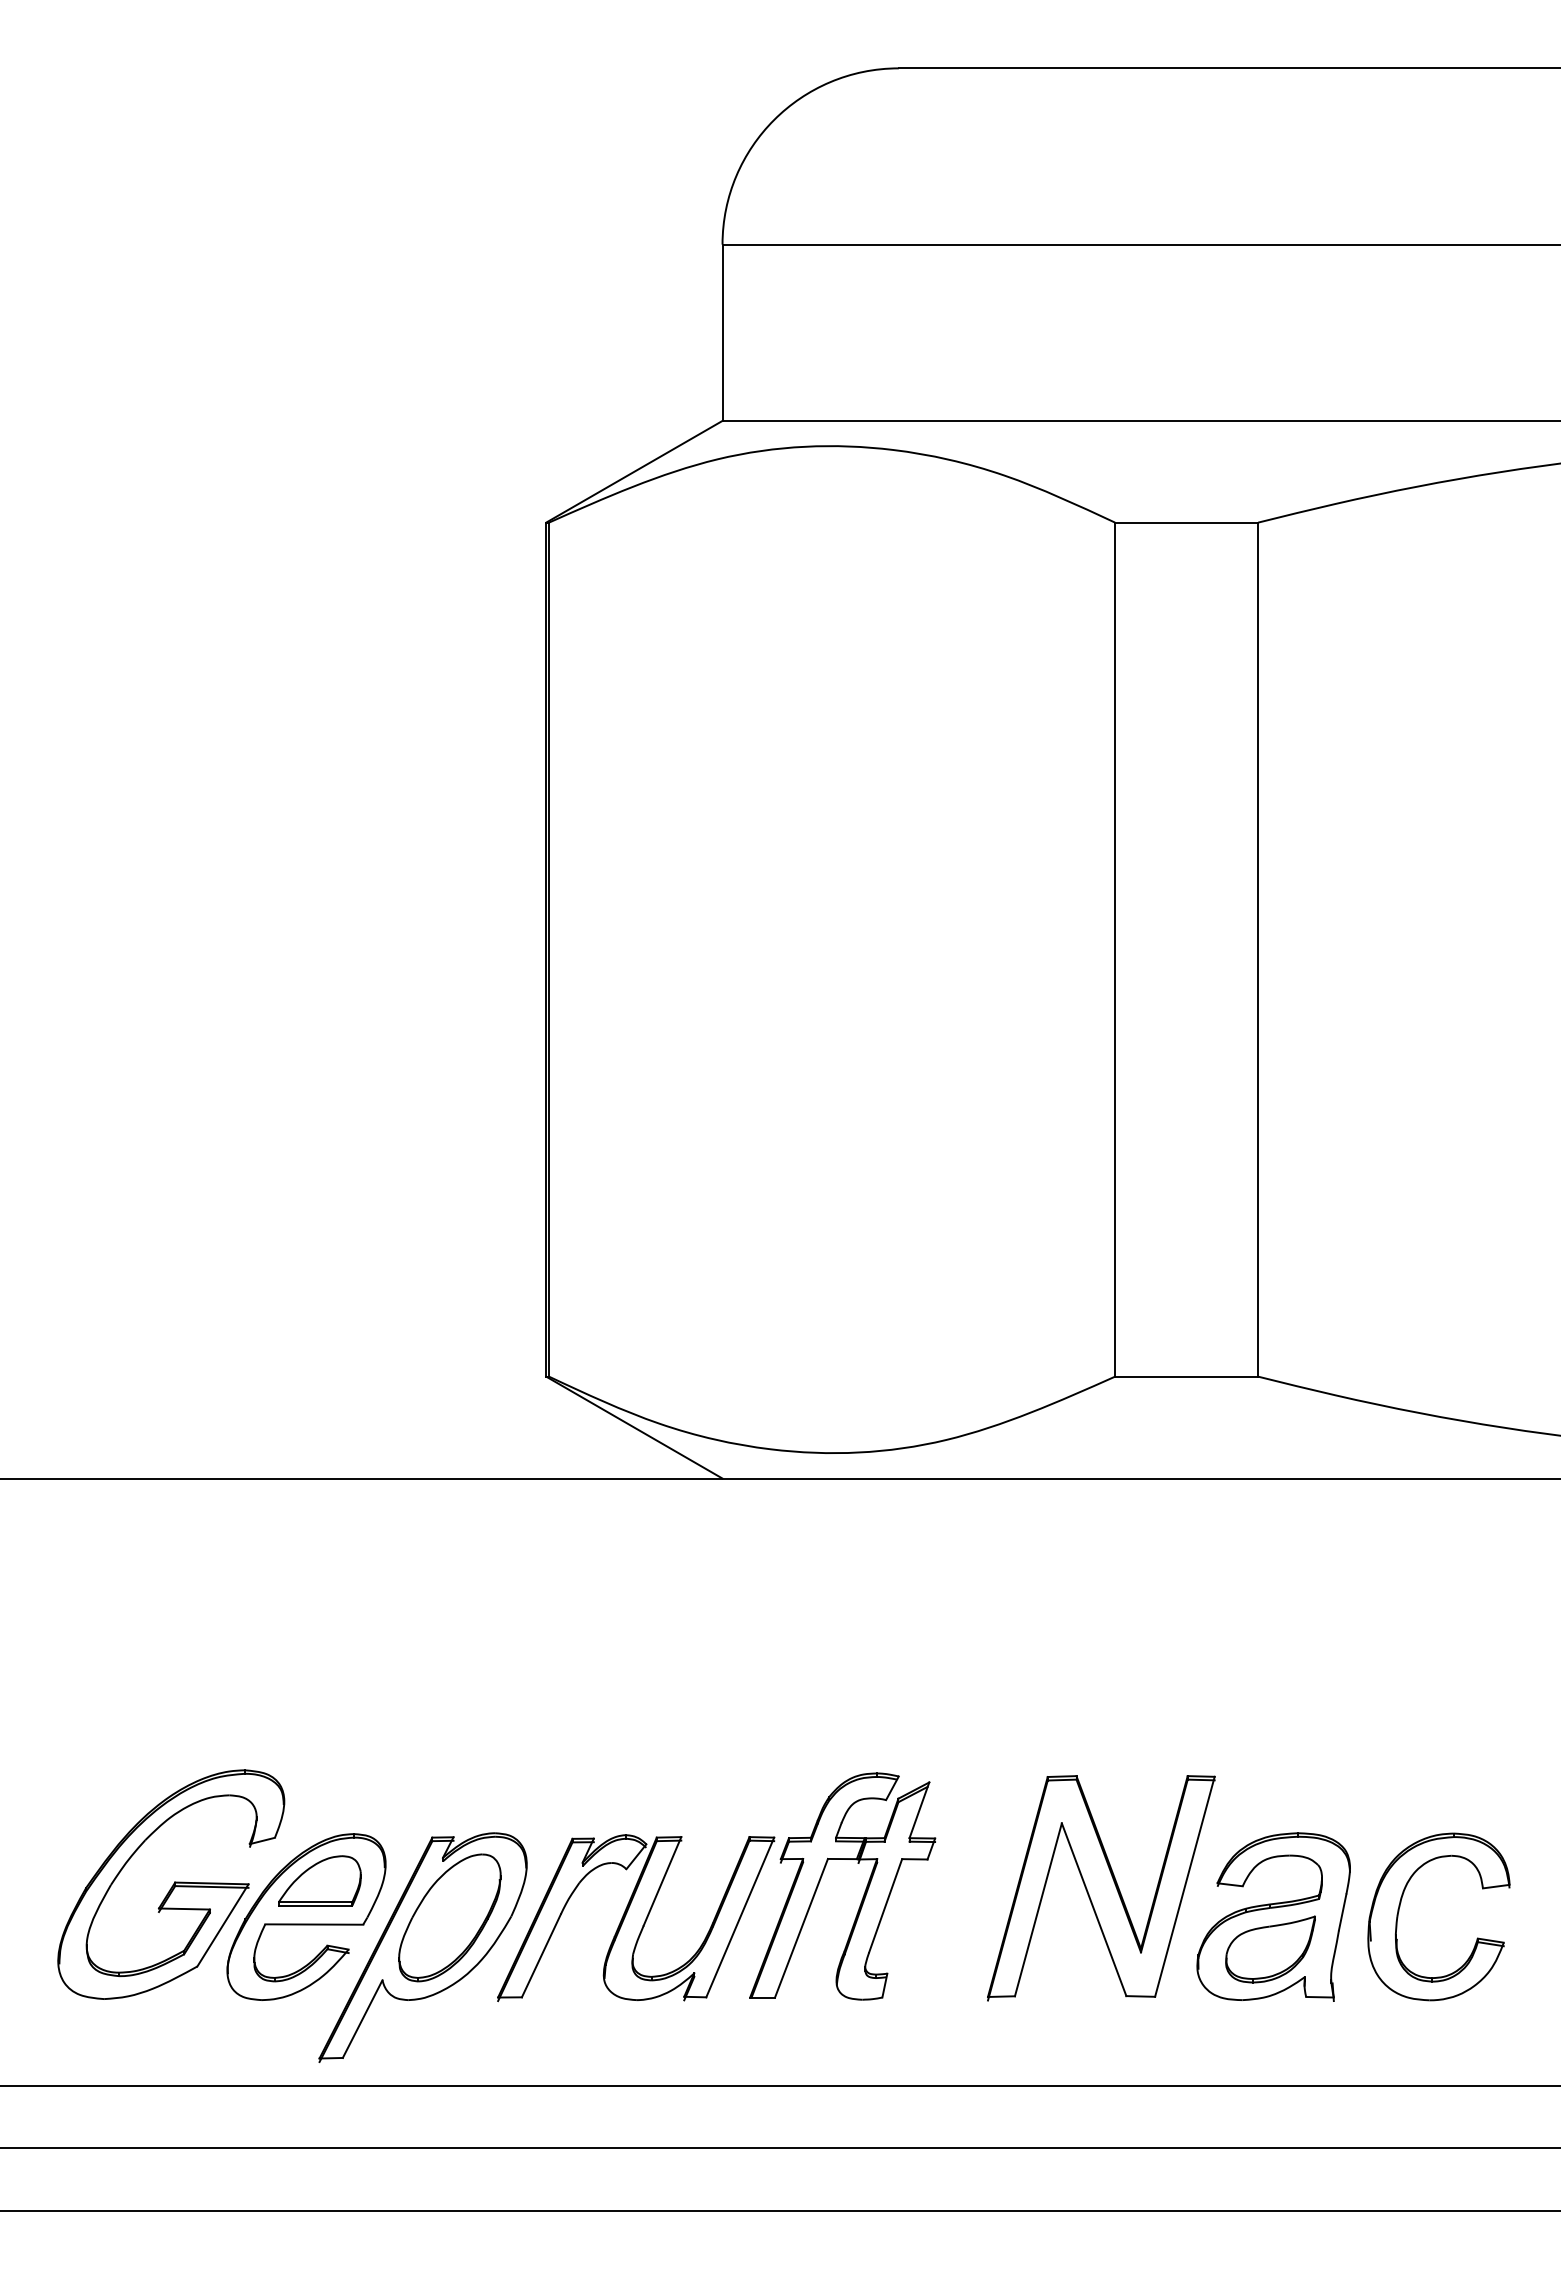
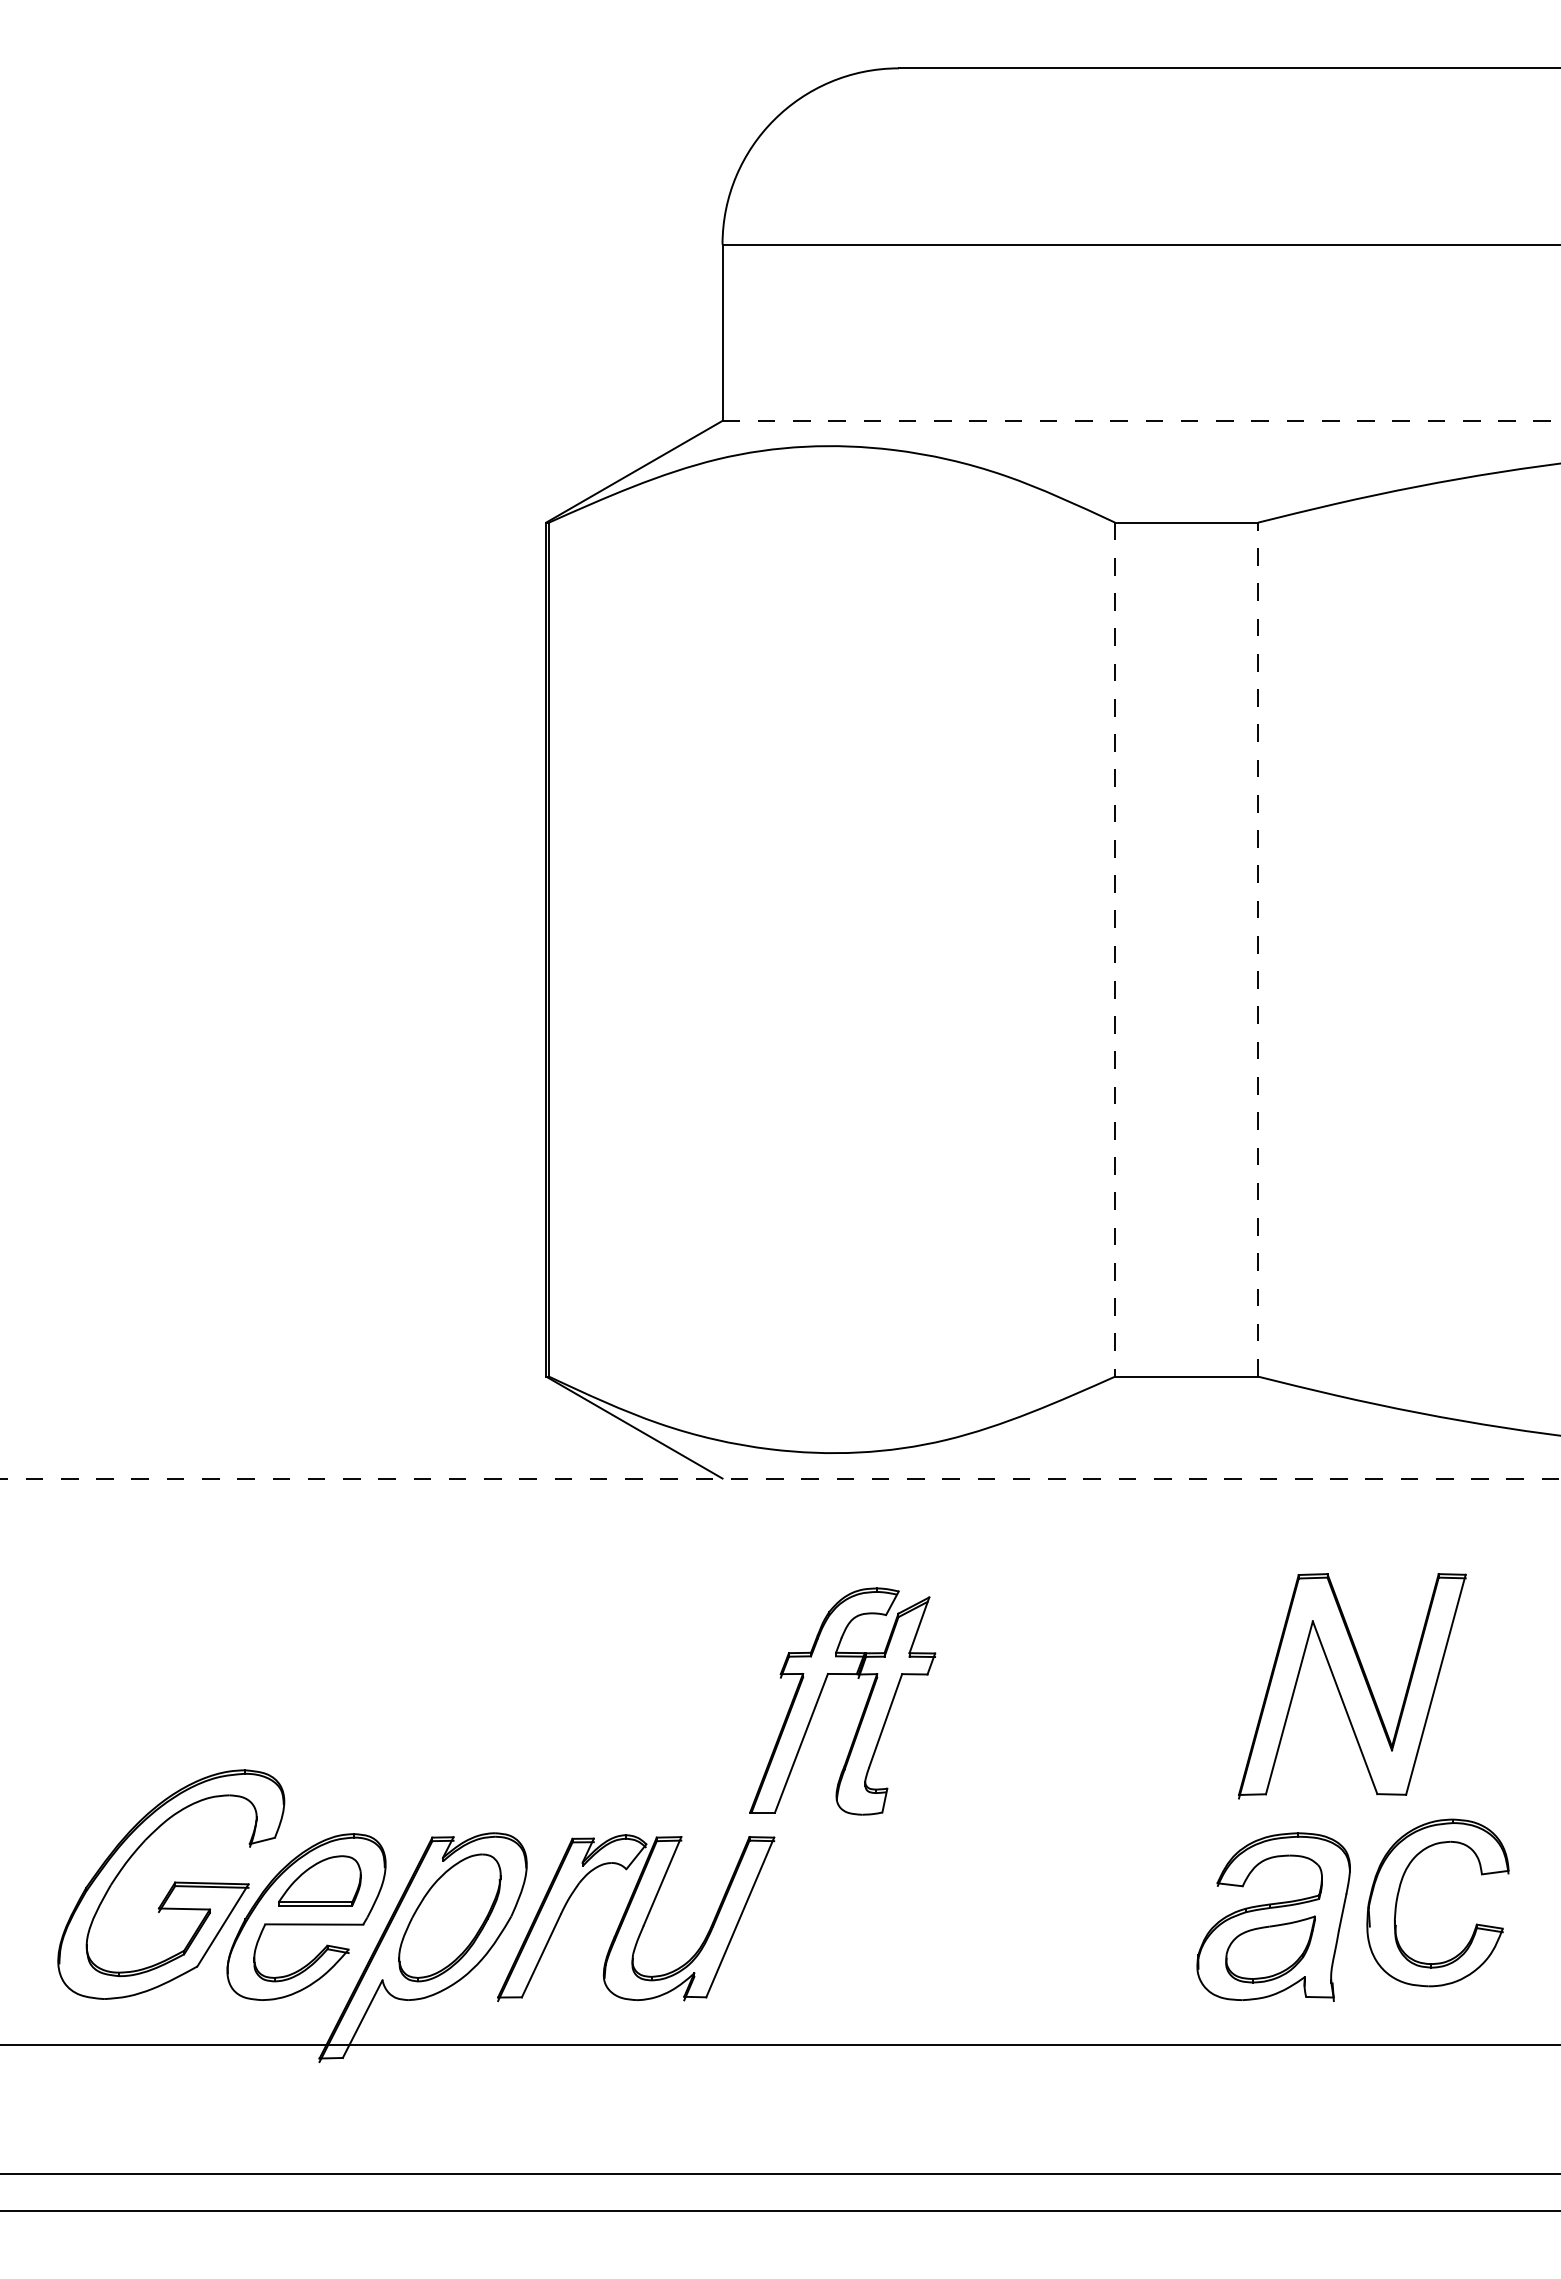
line: solid -> dashed (1141, 420)
line: solid -> dashed (1258, 949)
line: solid -> dashed (1115, 950)
line: solid -> dashed (781, 1478)
part position: (821, 1879) -> (821, 1694) (821, 1694)
part position: (1101, 1888) -> (1352, 1686) (1352, 1686)
part position: (1400, 1907) -> (1399, 1893) (1399, 1893)
line position: (779, 2086) -> (779, 2045) (779, 2045)
line position: (779, 2148) -> (779, 2174) (779, 2174)
